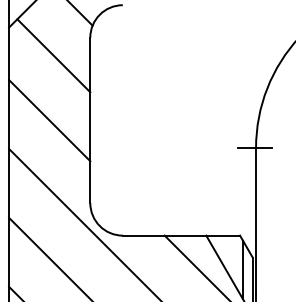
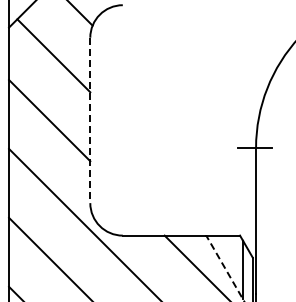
line: solid -> dashed (90, 120)
line: solid -> dashed (225, 268)
